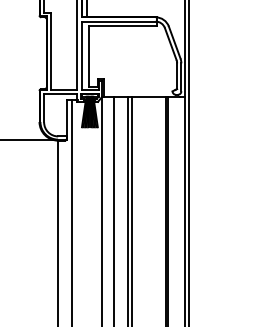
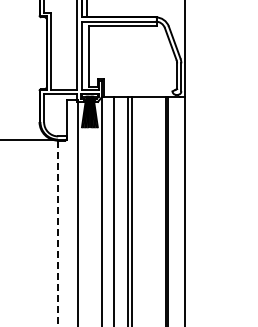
line: present -> none (188, 162)
line position: (72, 211) -> (78, 211) (78, 211)
line: solid -> dashed (57, 233)
